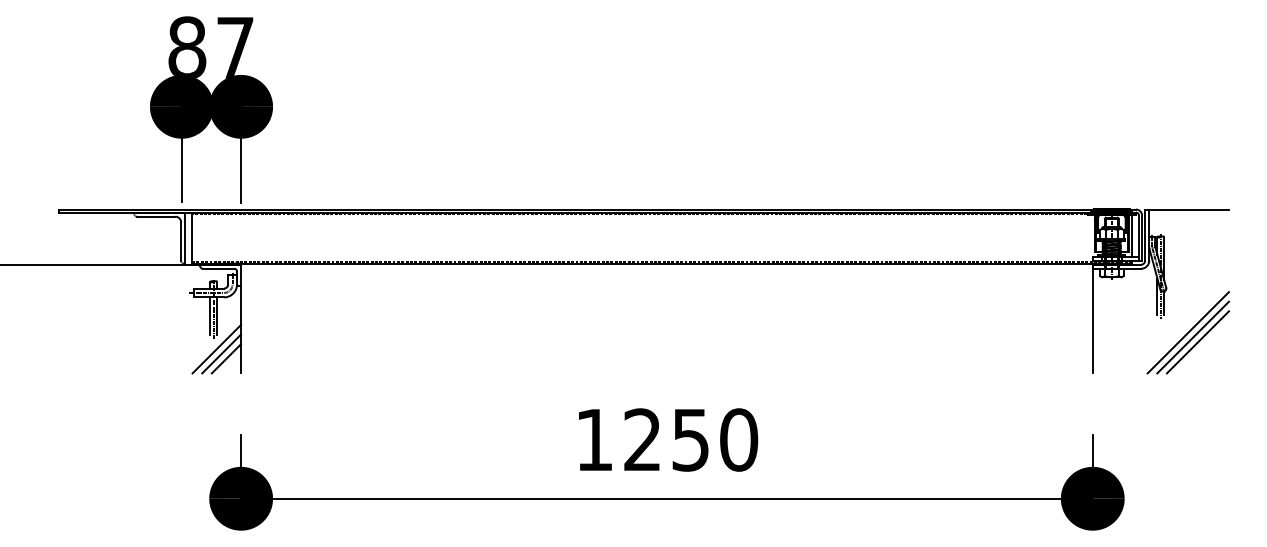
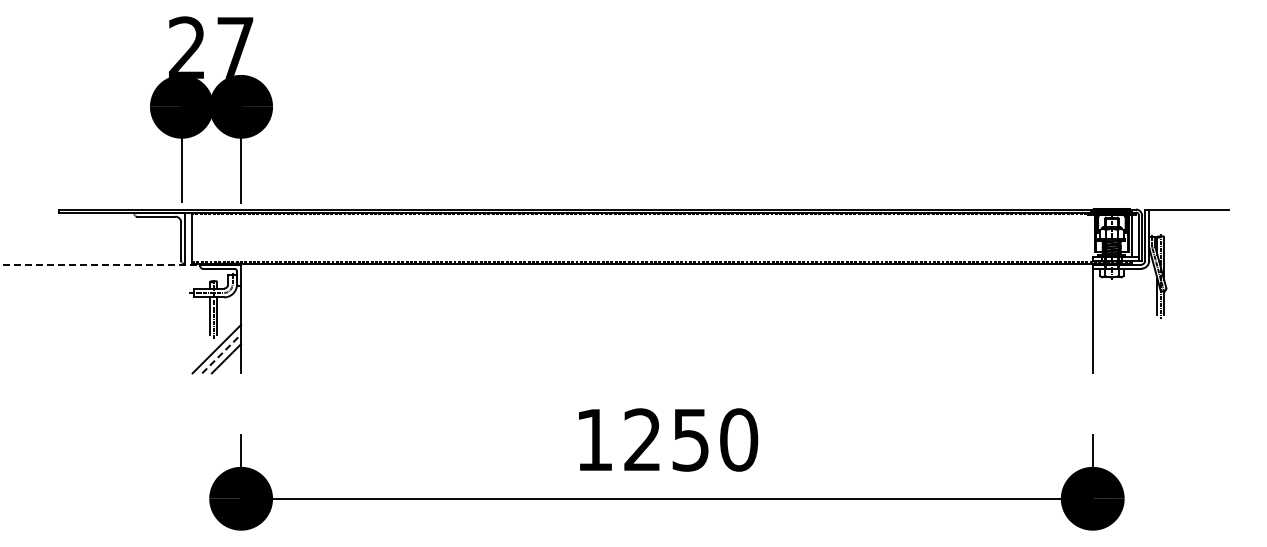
text: 87 -> 27 (187, 47)
line: solid -> dashed (100, 264)
part: present -> none (1188, 332)
line: solid -> dashed (221, 353)
